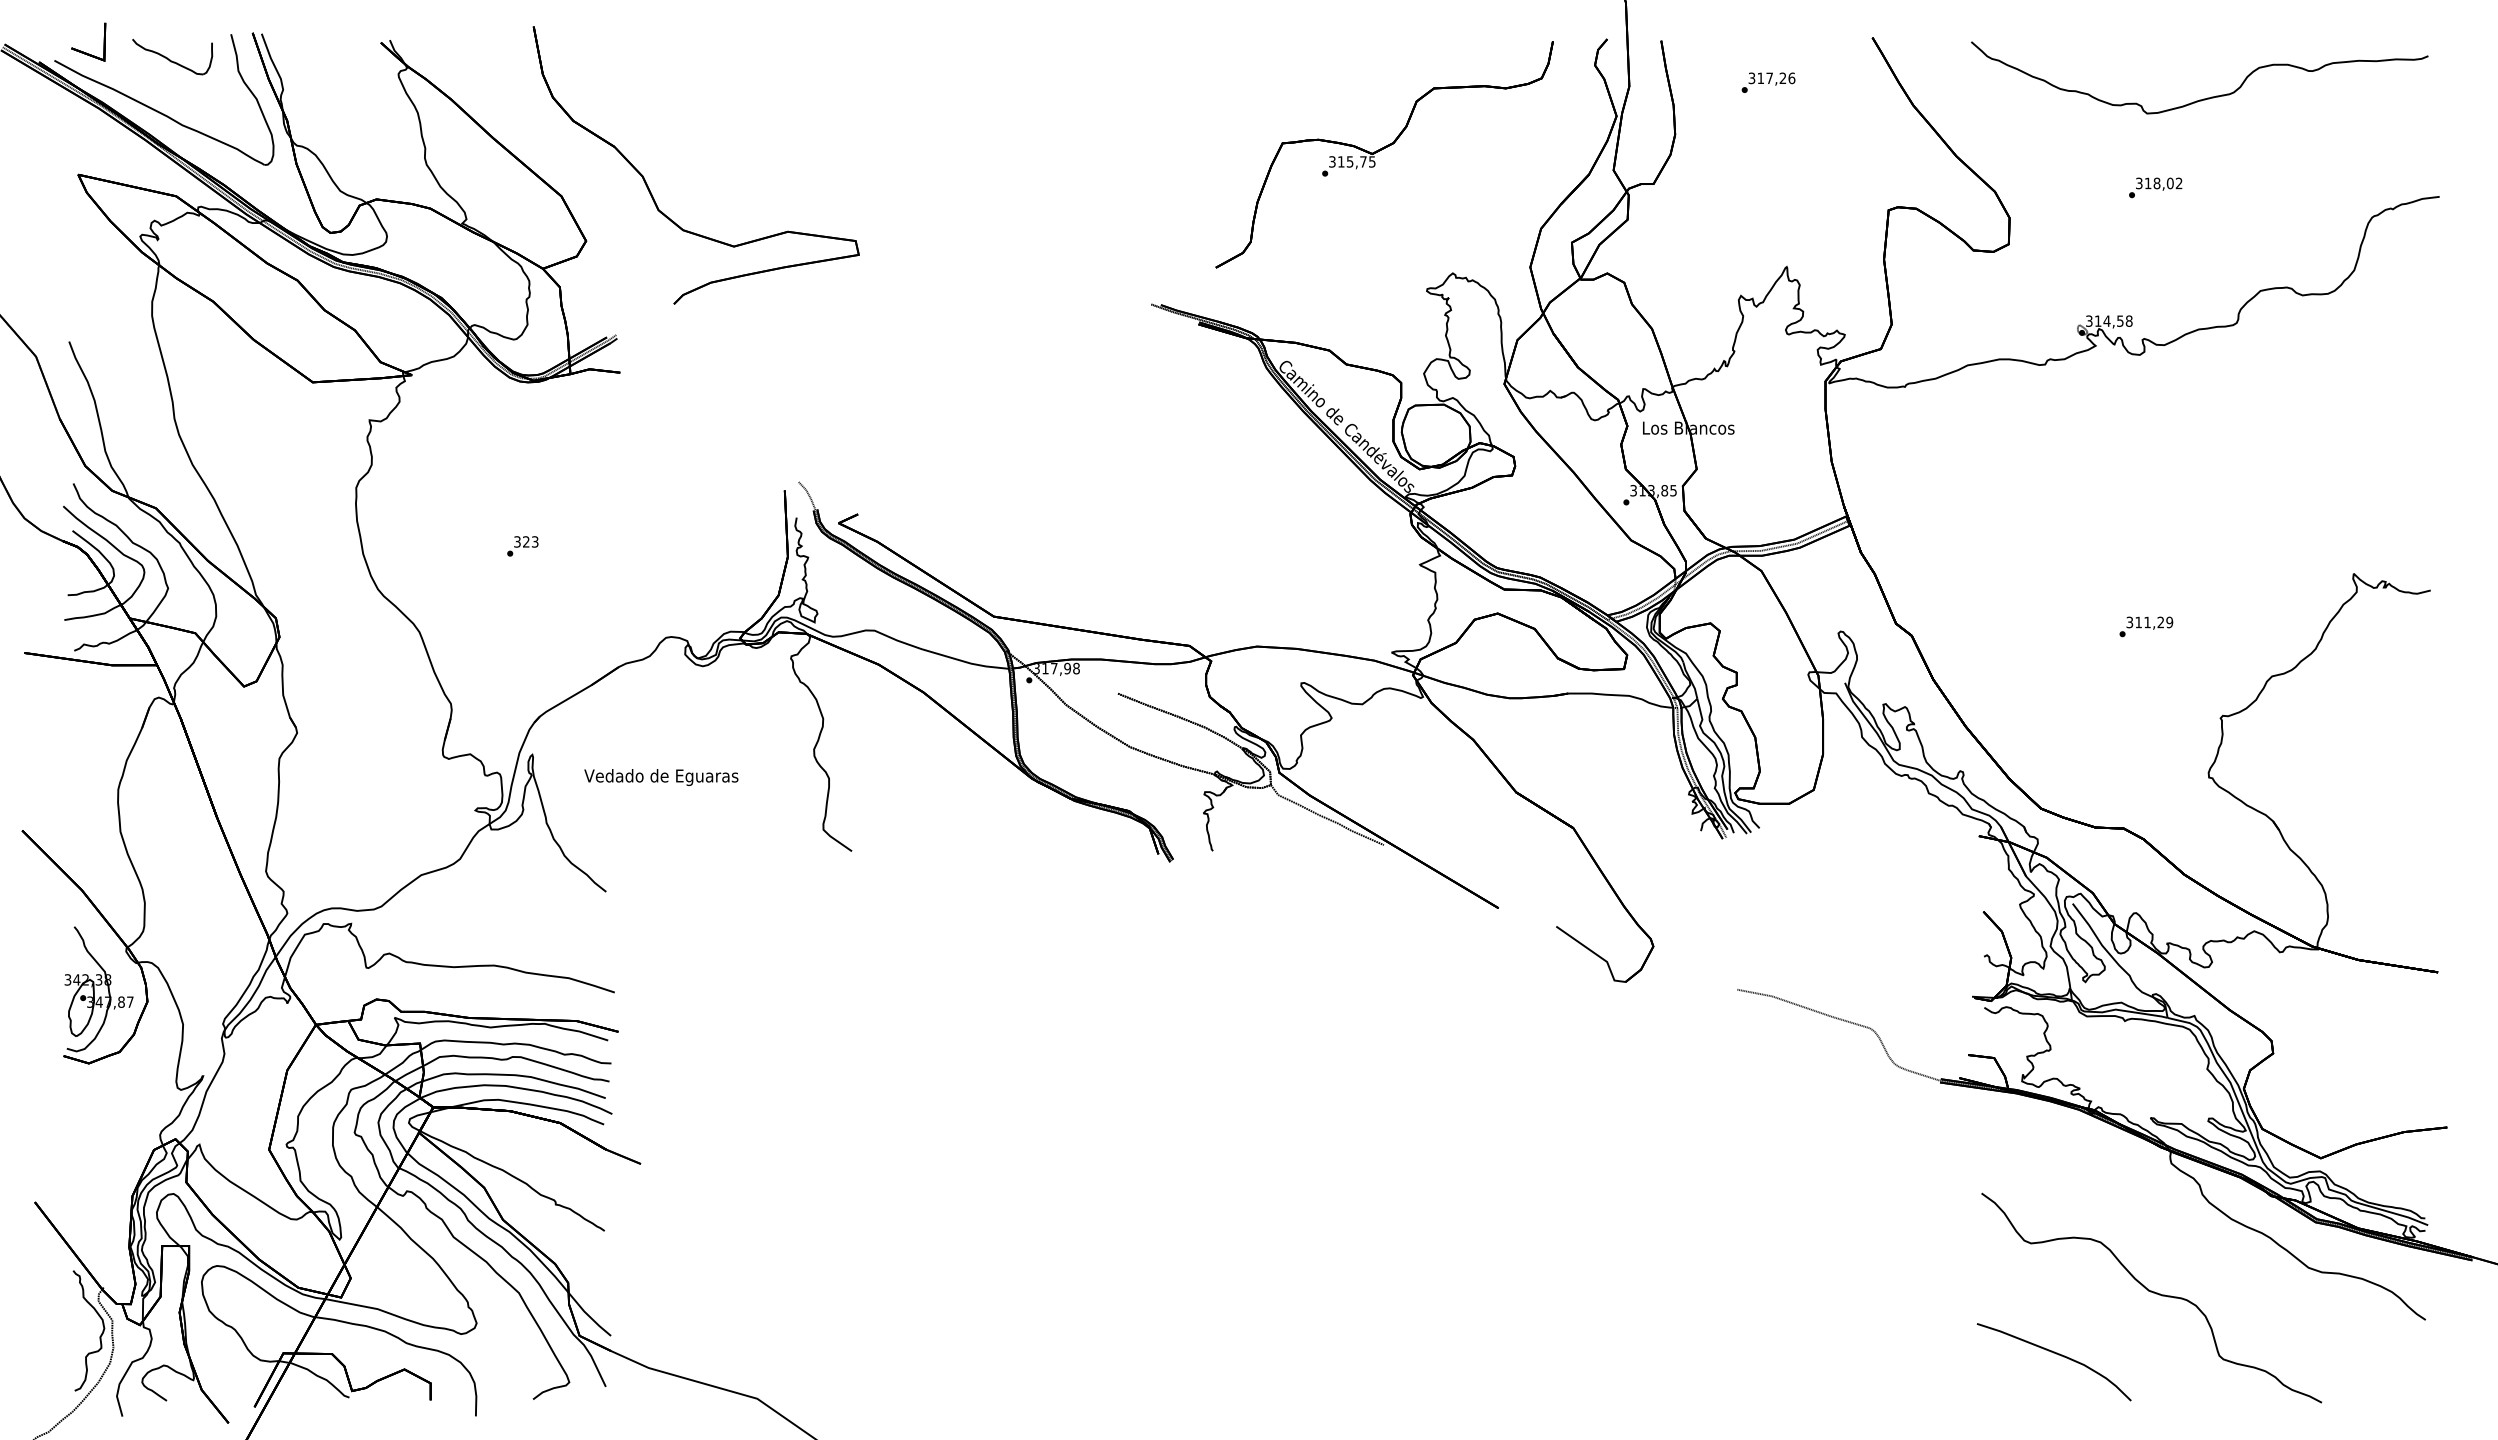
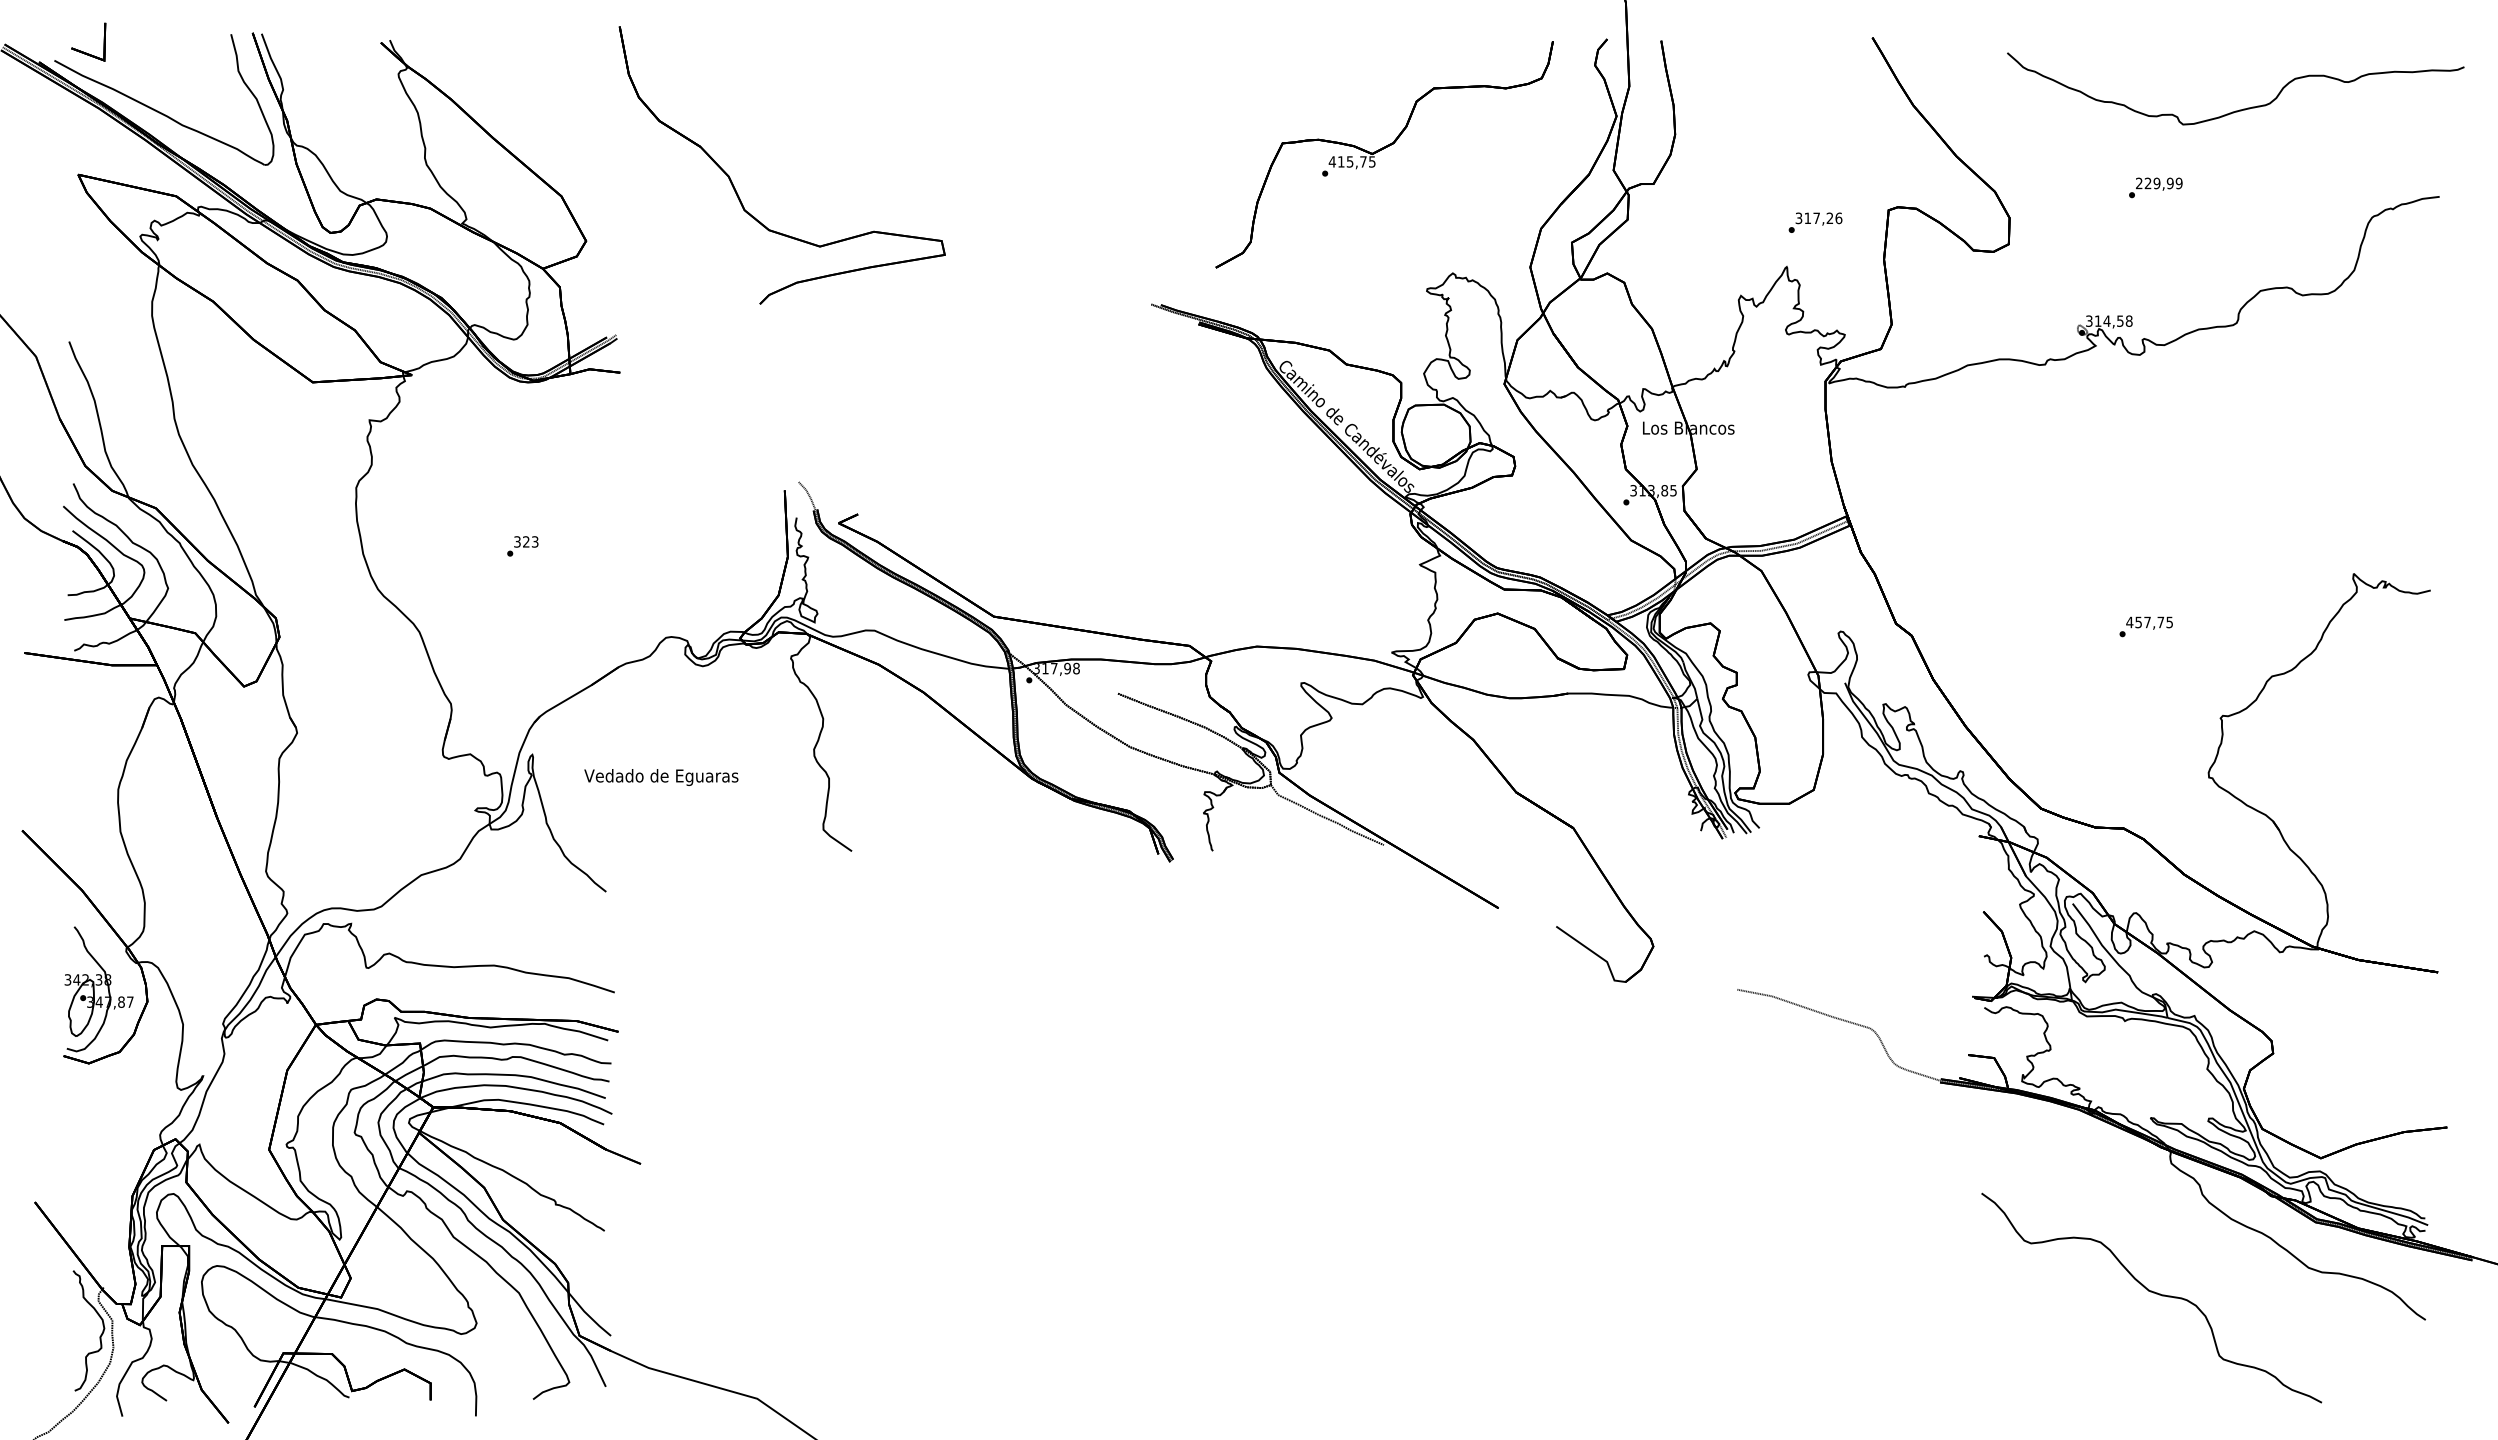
part: present -> none (172, 56)
text position: (1768, 82) -> (1815, 222) (1815, 222)
curve position: (2203, 98) -> (2239, 109) (2239, 109)
text: 315,75 -> 415,75 (1331, 161)
part position: (647, 183) -> (733, 183) (733, 183)
text: 318,02 -> 229,99 (2159, 183)
text: 311,29 -> 457,75 (2149, 622)
curve: present -> none (2056, 1354)
